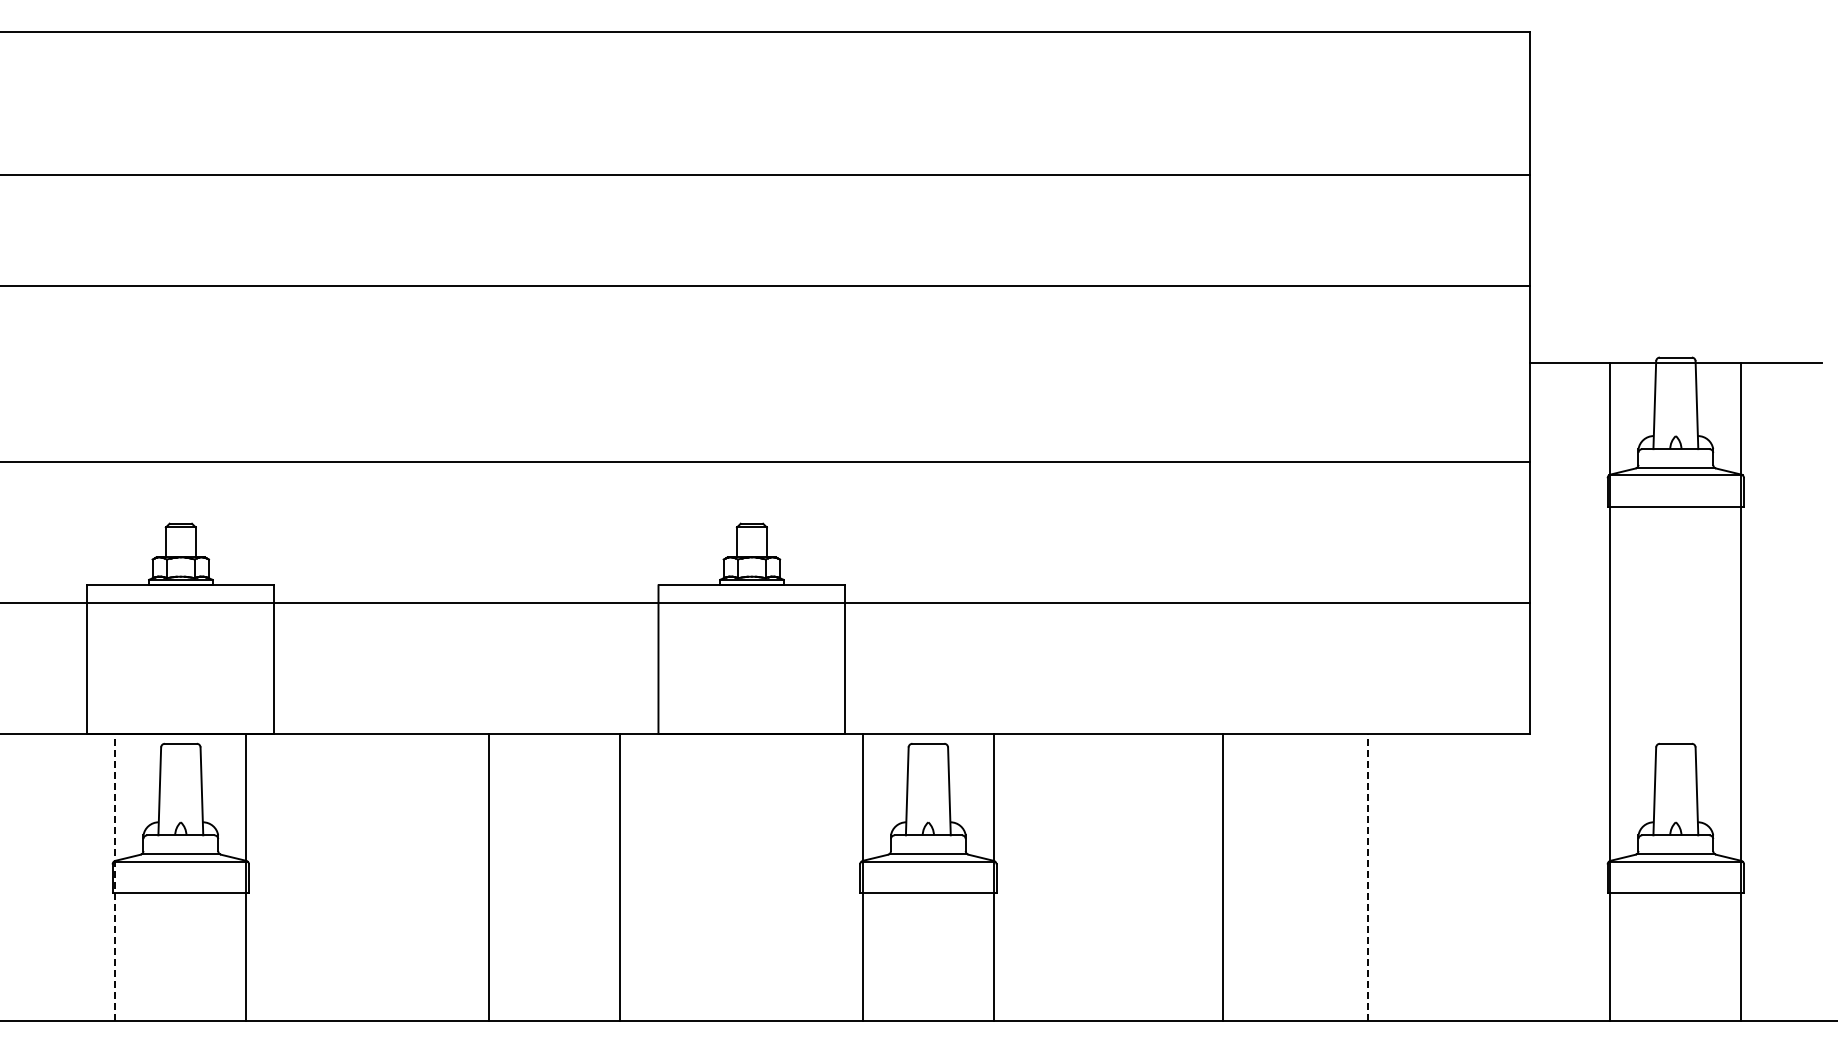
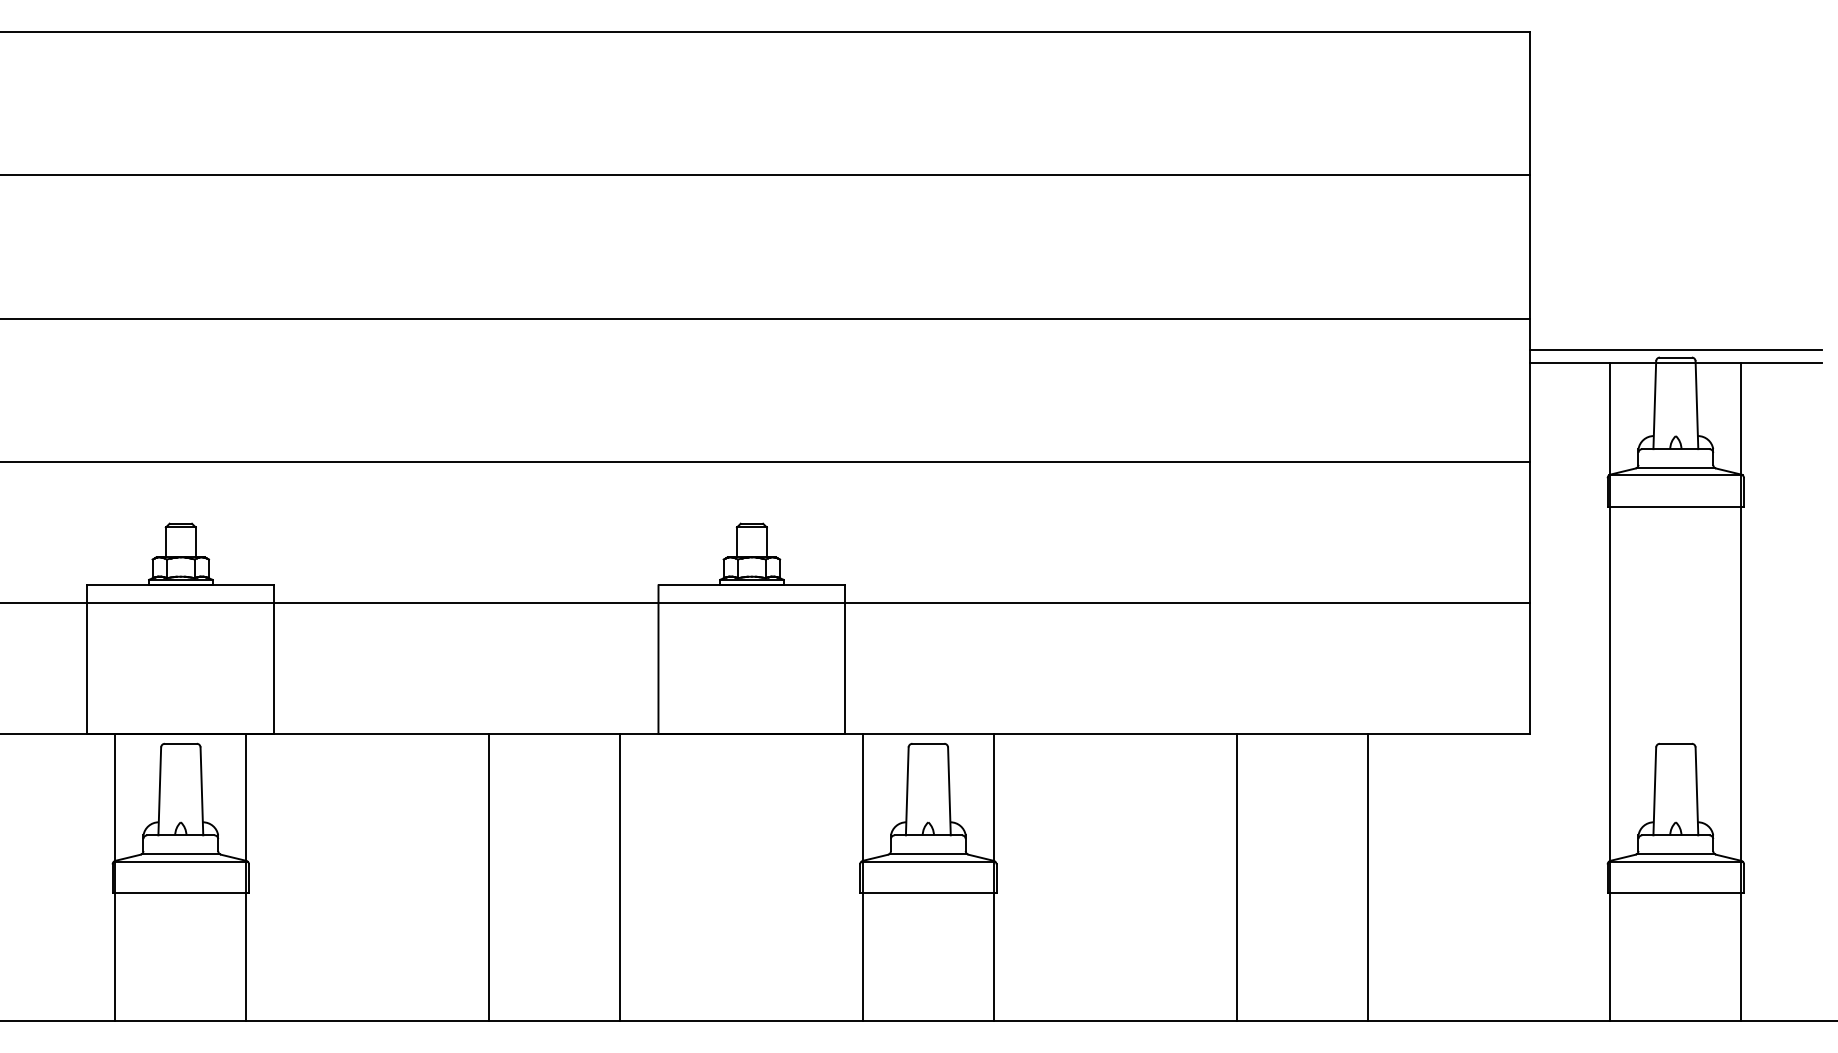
line position: (766, 285) -> (766, 318) (766, 318)
line: none -> present (1675, 350)
line: dashed -> solid (115, 877)
line position: (1222, 877) -> (1236, 877) (1236, 877)
line: dashed -> solid (1367, 877)
